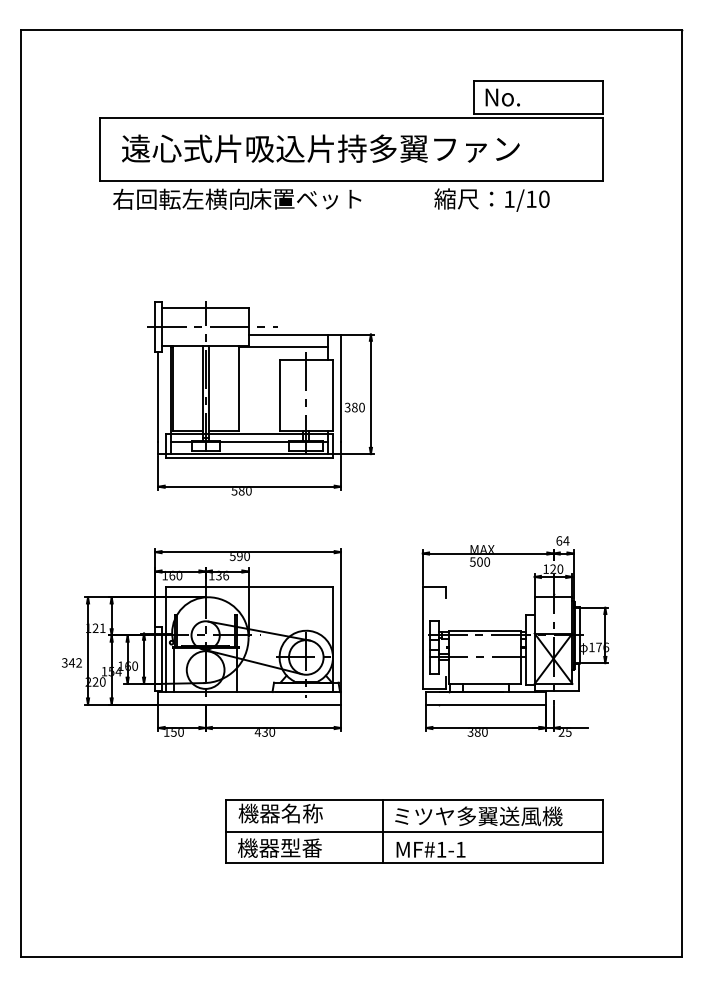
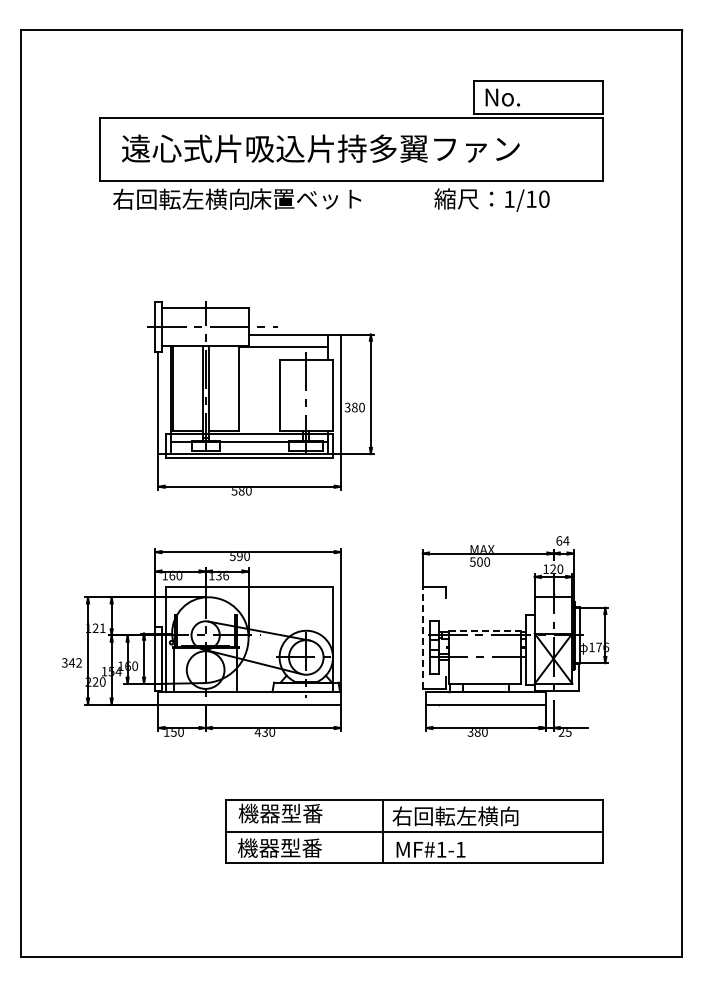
line: solid -> dashed (485, 630)
line: solid -> dashed (422, 637)
text: 機器名称 -> 機器型番 (301, 813)
text: ミツヤ多翼送風機 -> 右回転左横向 (477, 816)
